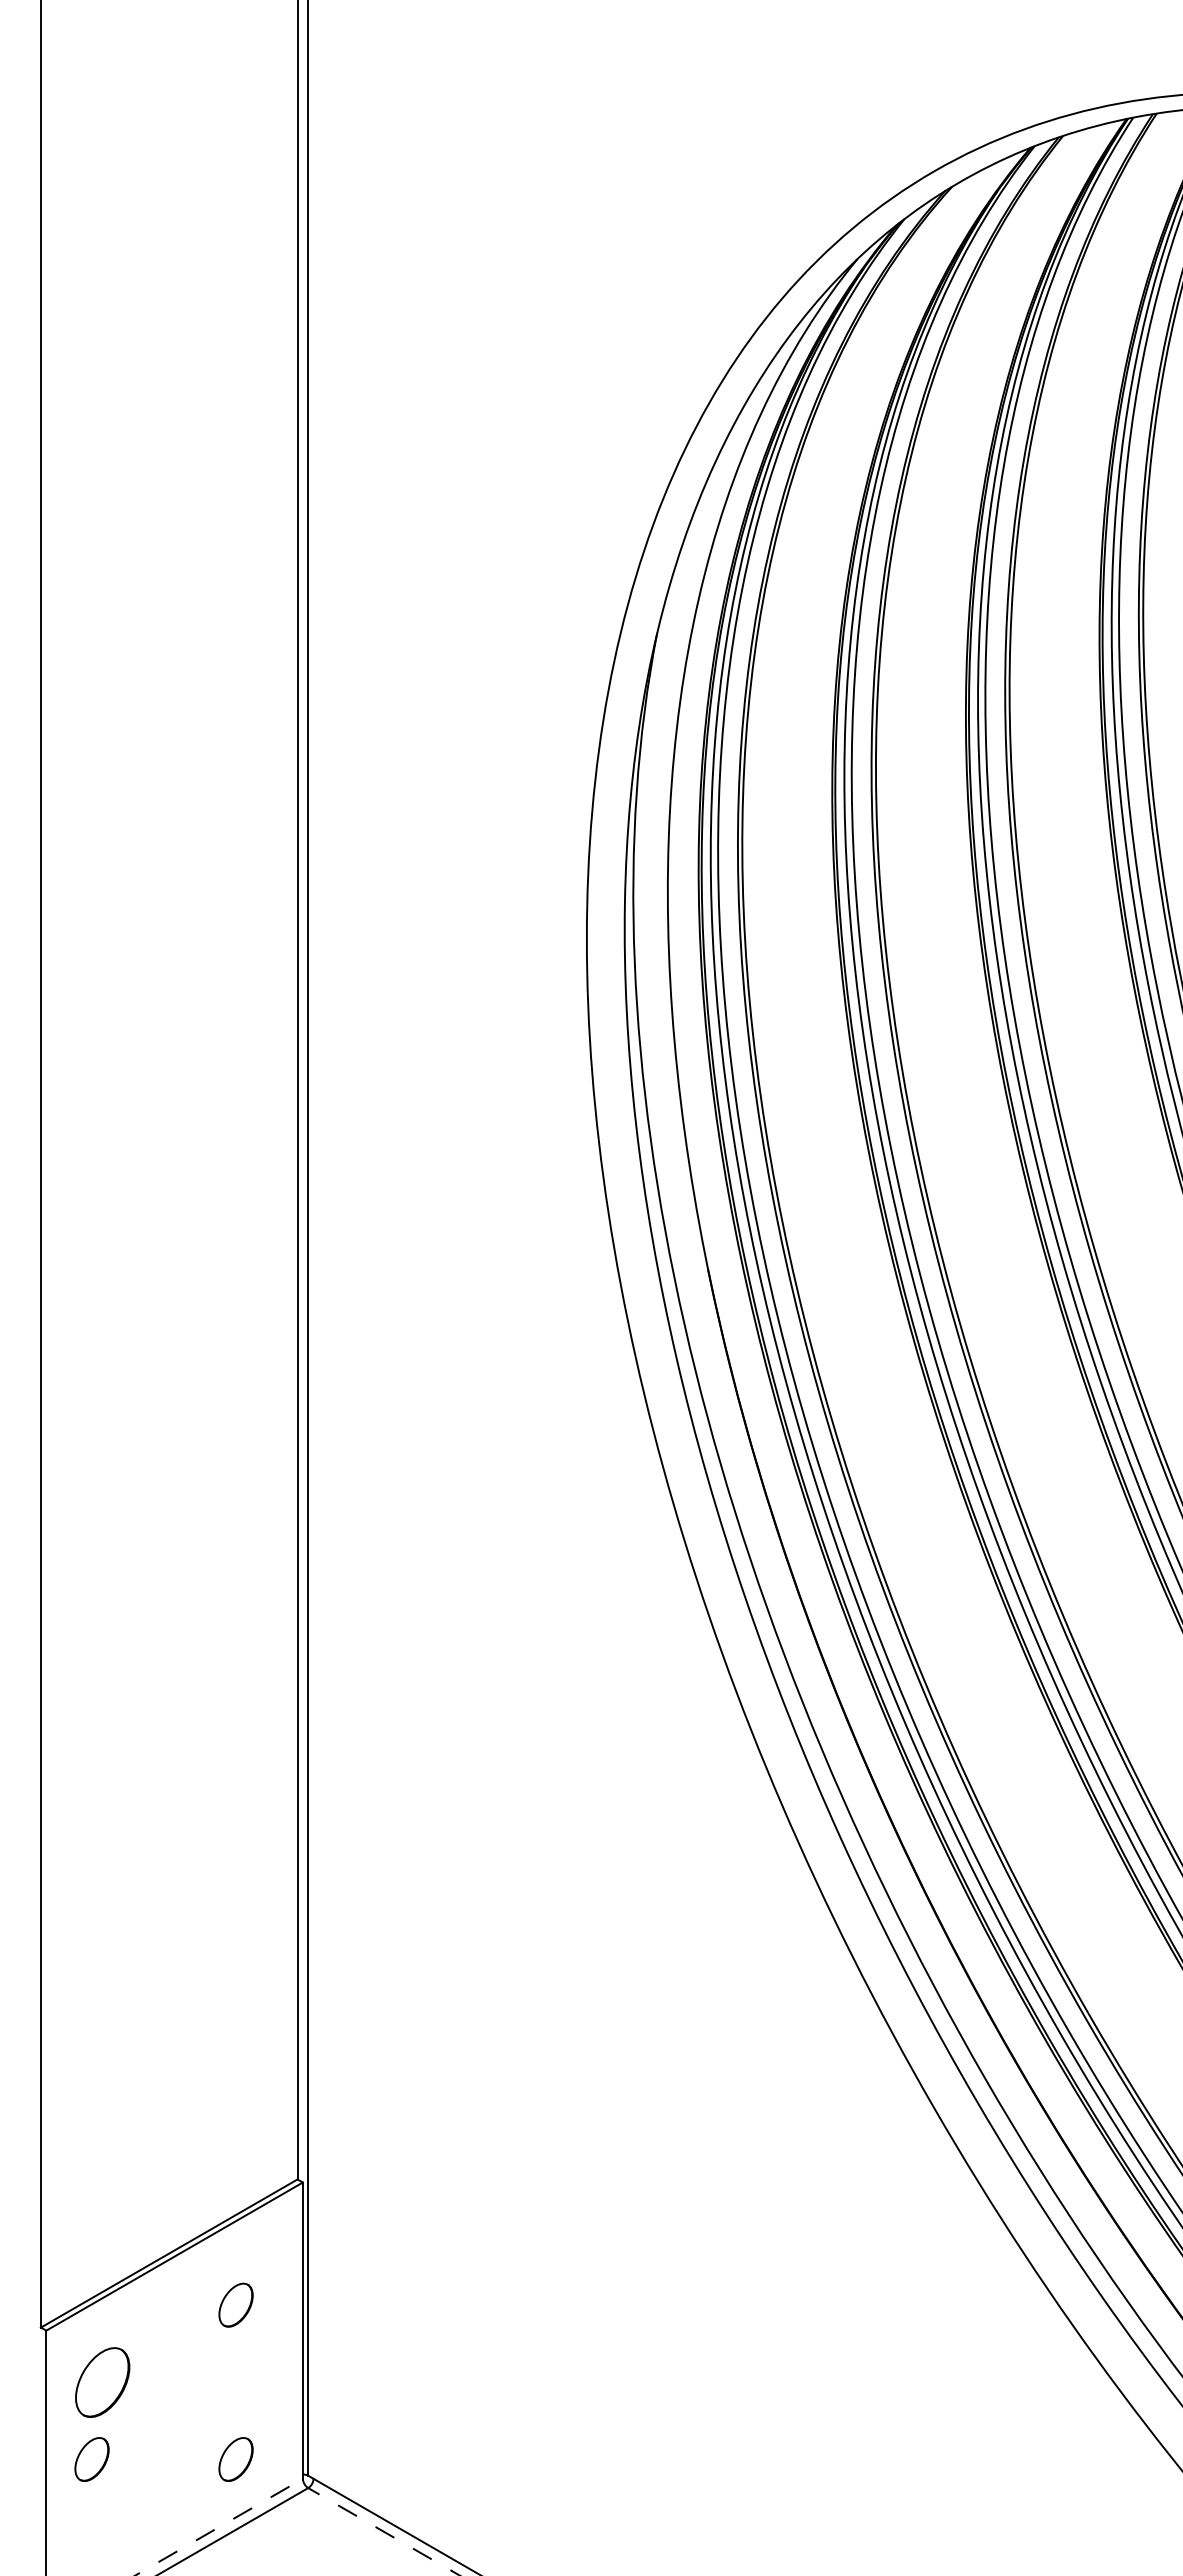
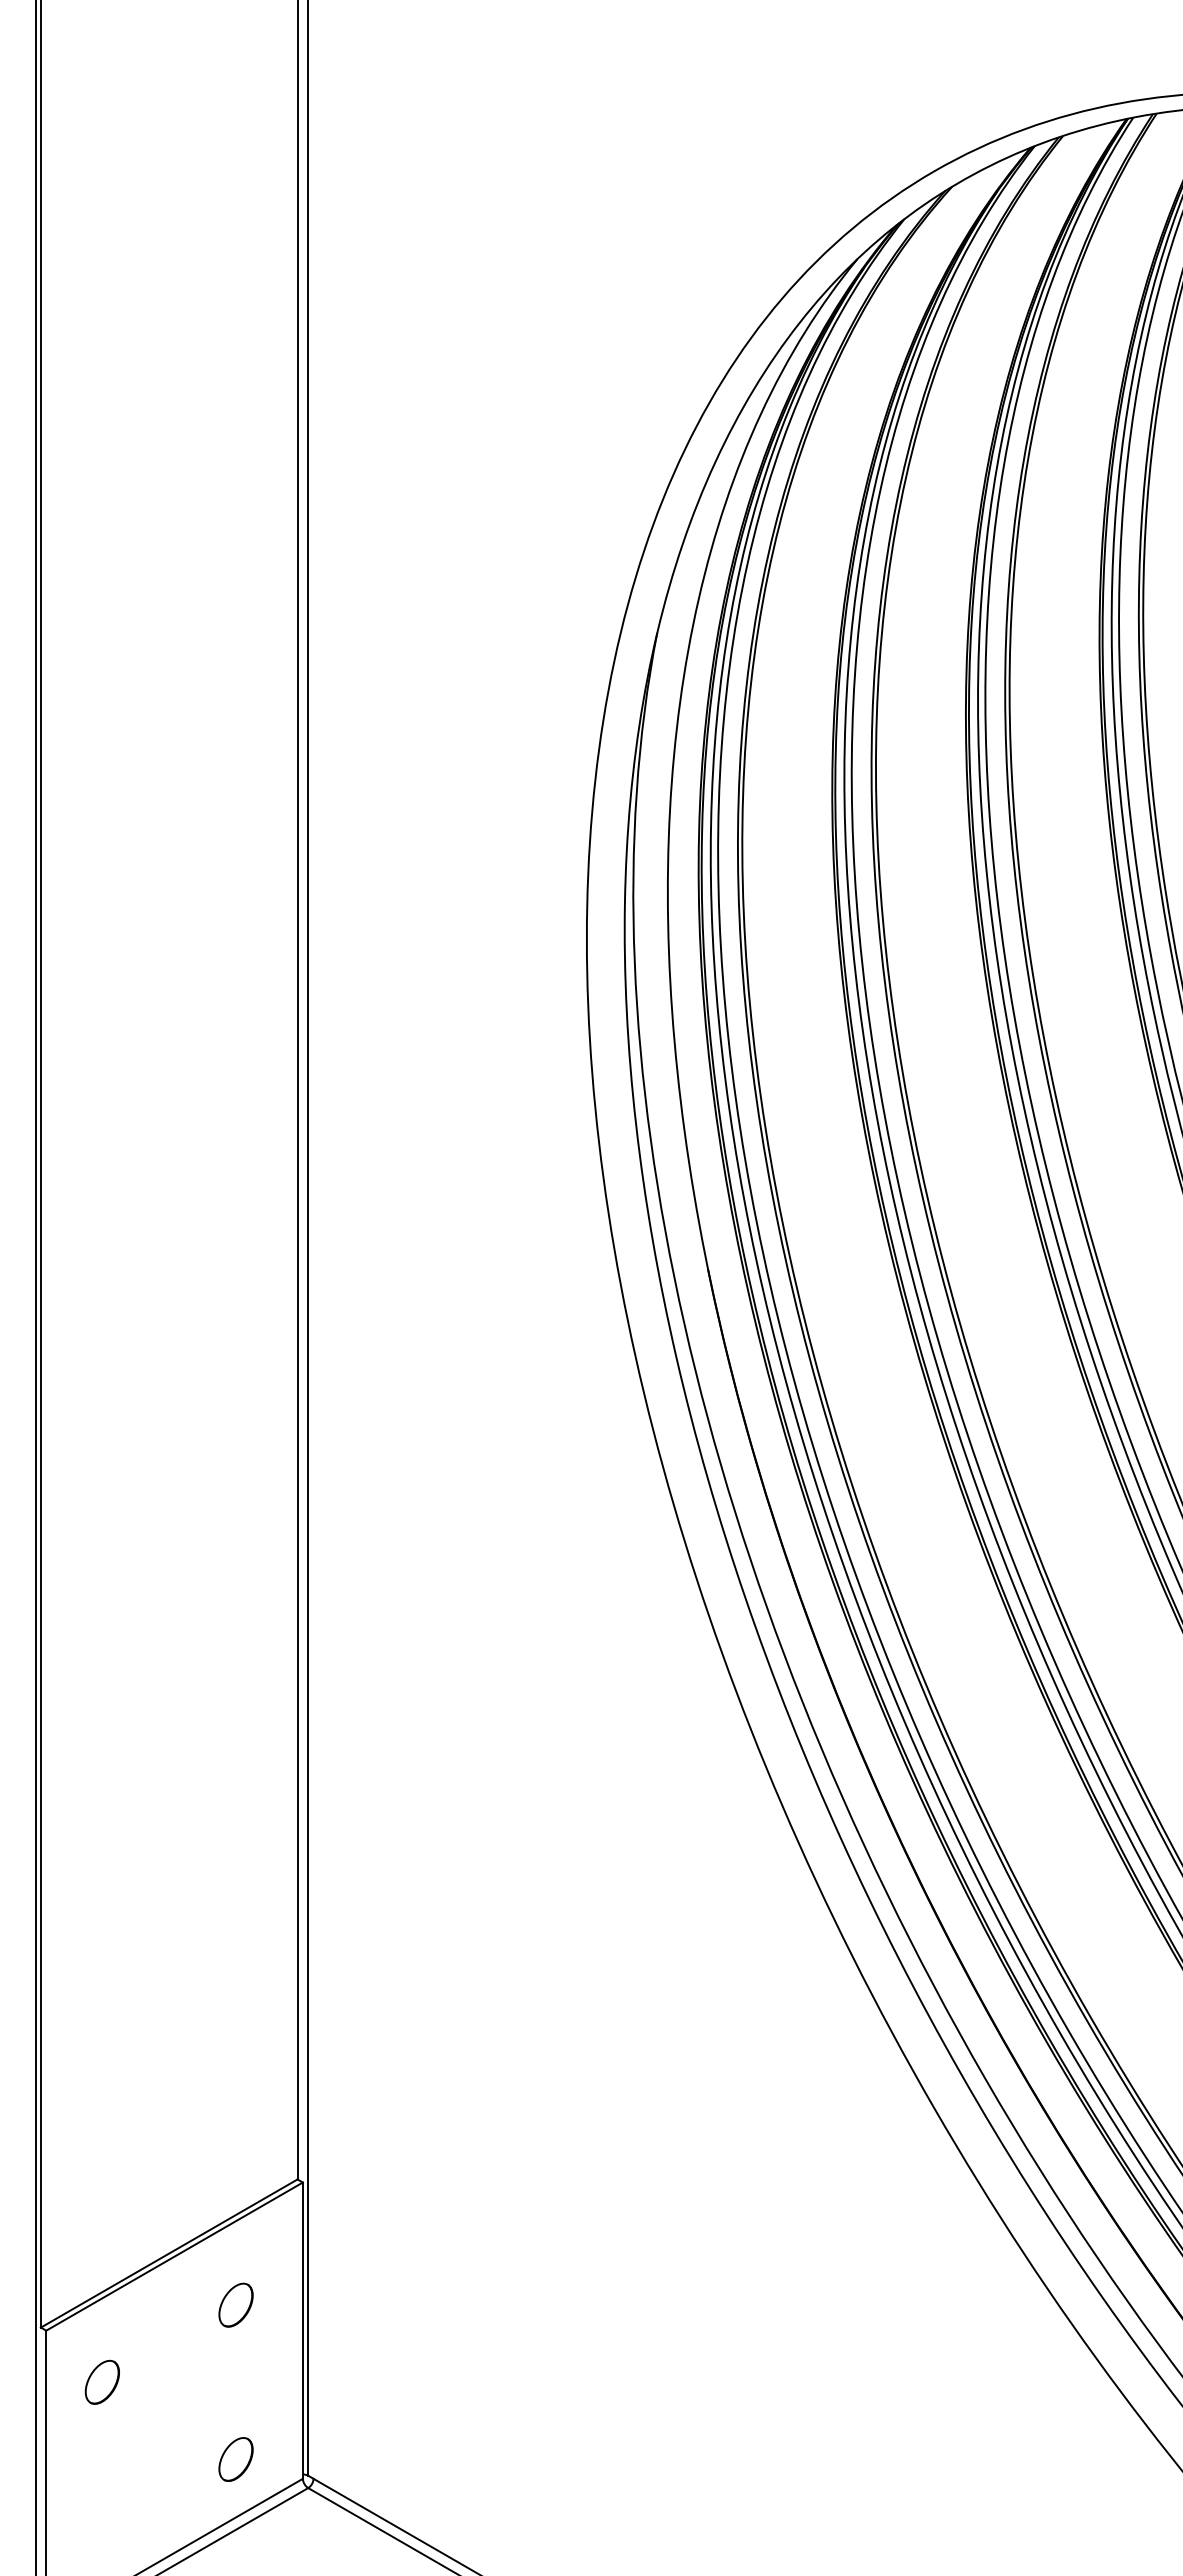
line: none -> present (35, 1287)
part size: 56x71 px -> 36x46 px (101, 2381)
part: present -> none (91, 2459)
line: dashed -> solid (219, 2527)
line: dashed -> solid (383, 2531)
